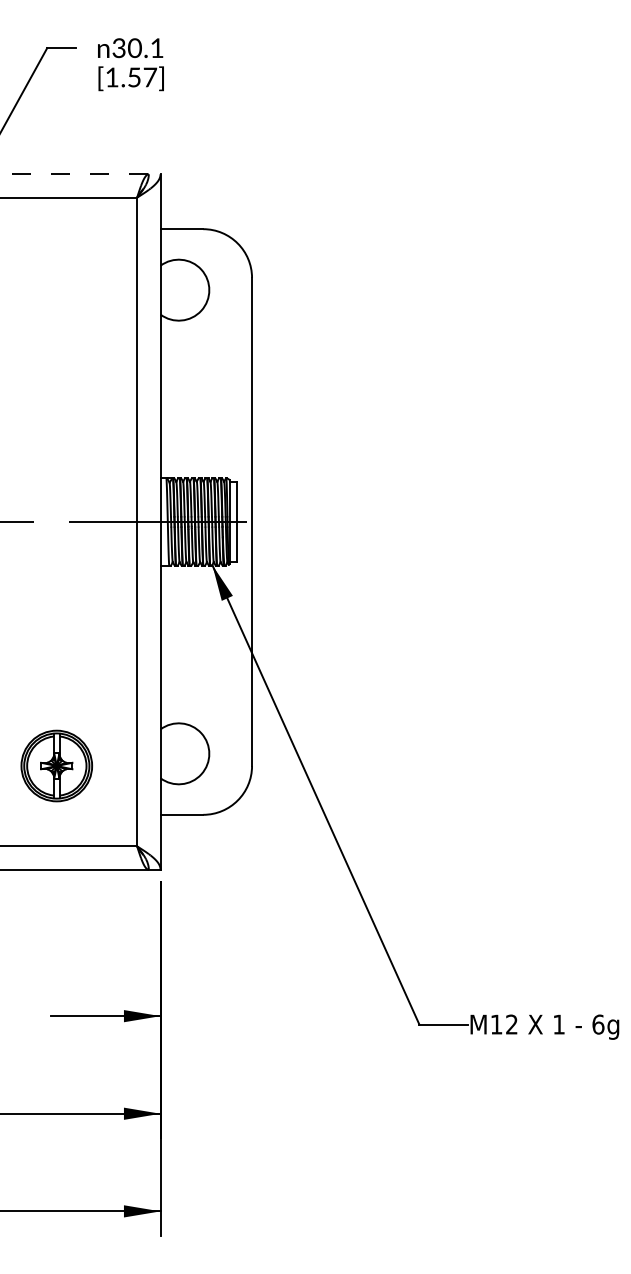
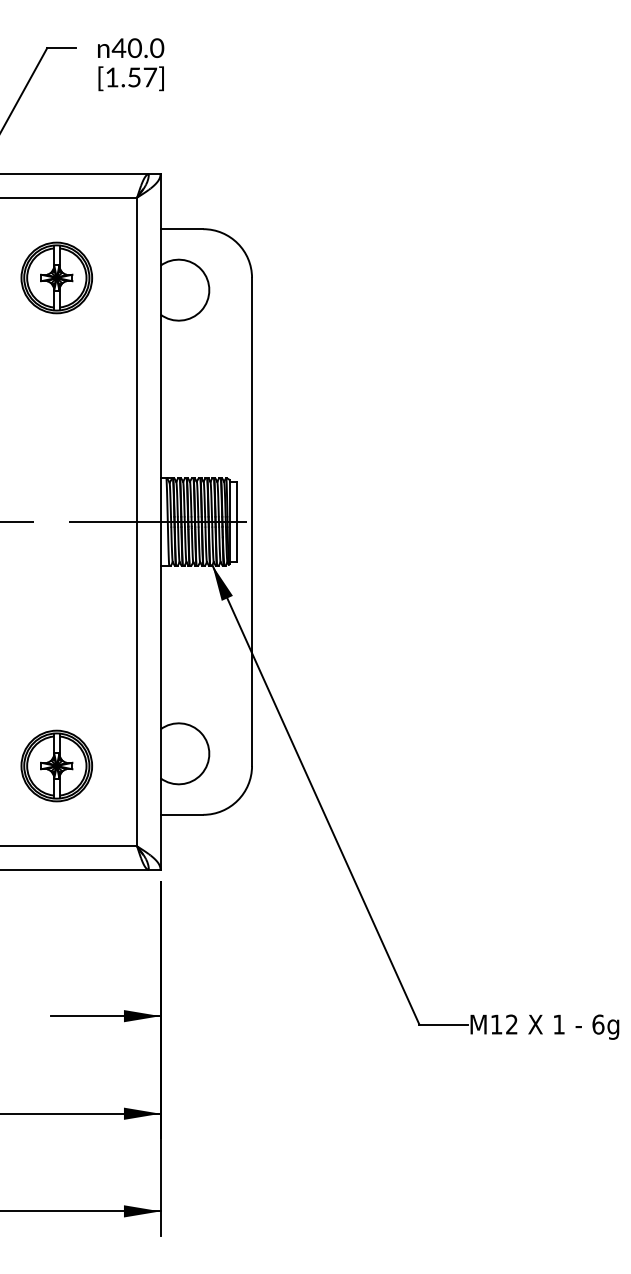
text: 30.1 -> 40.0 (137, 48)
line: dashed -> solid (80, 174)
part: none -> present (56, 277)
